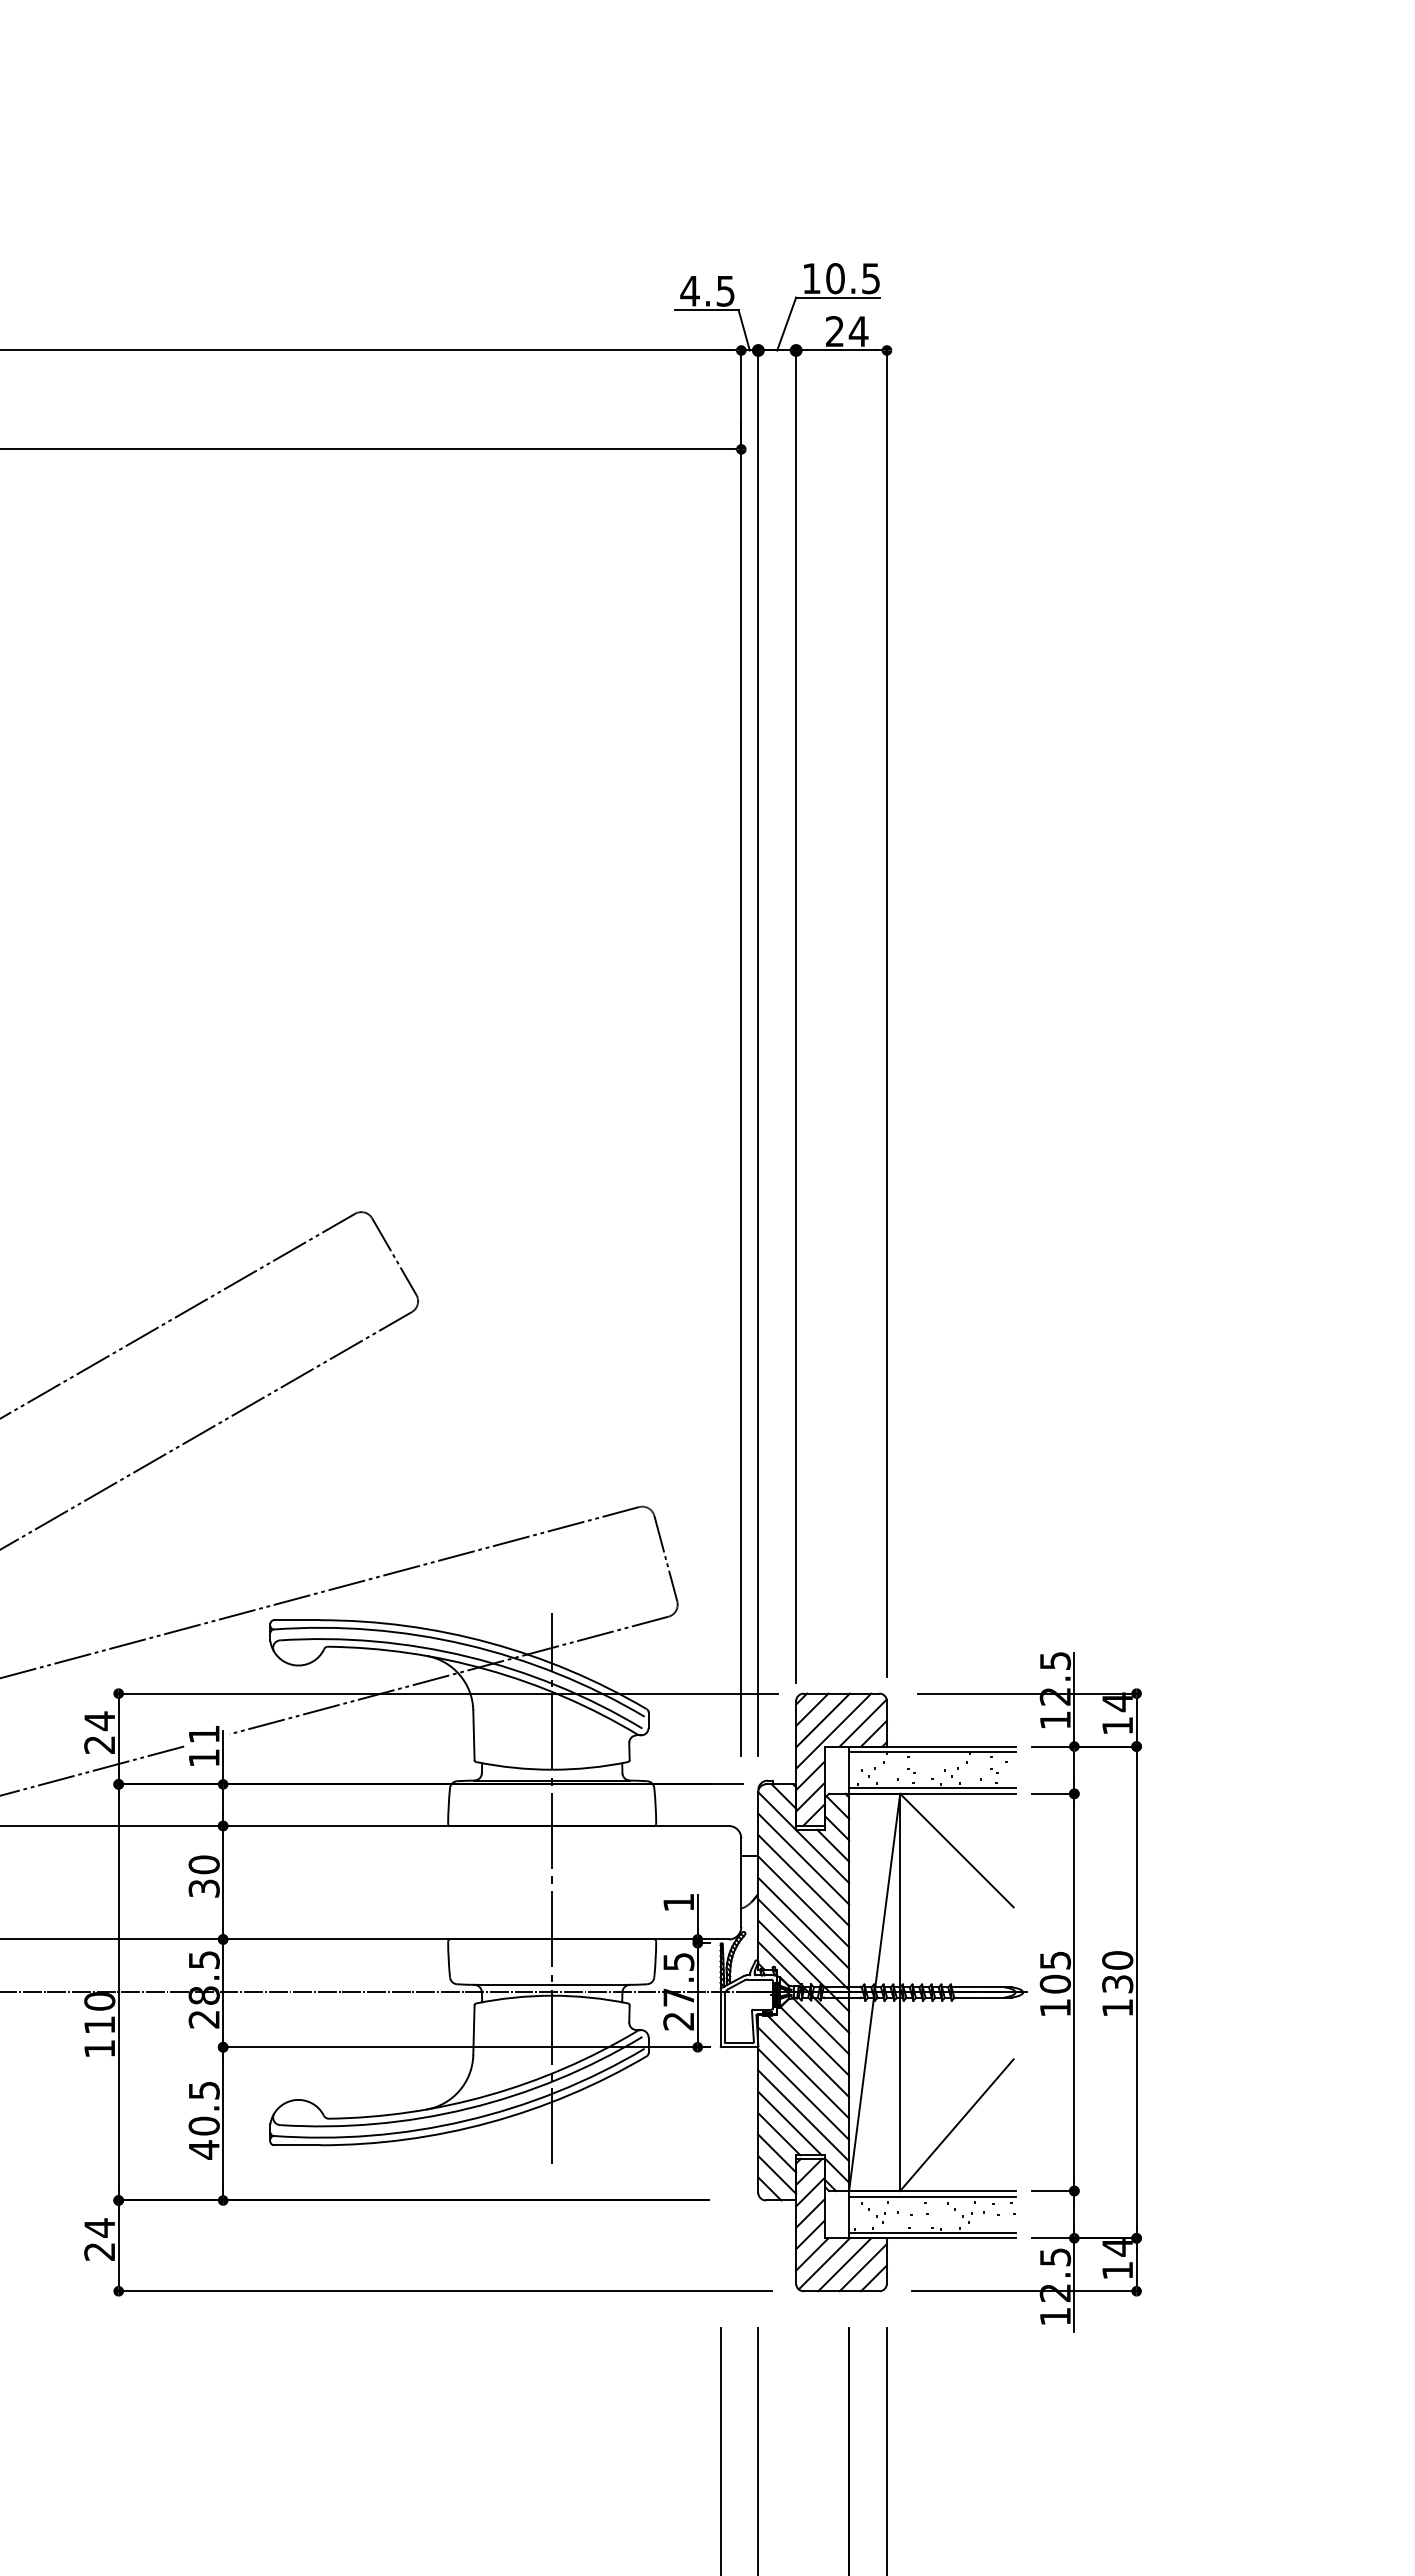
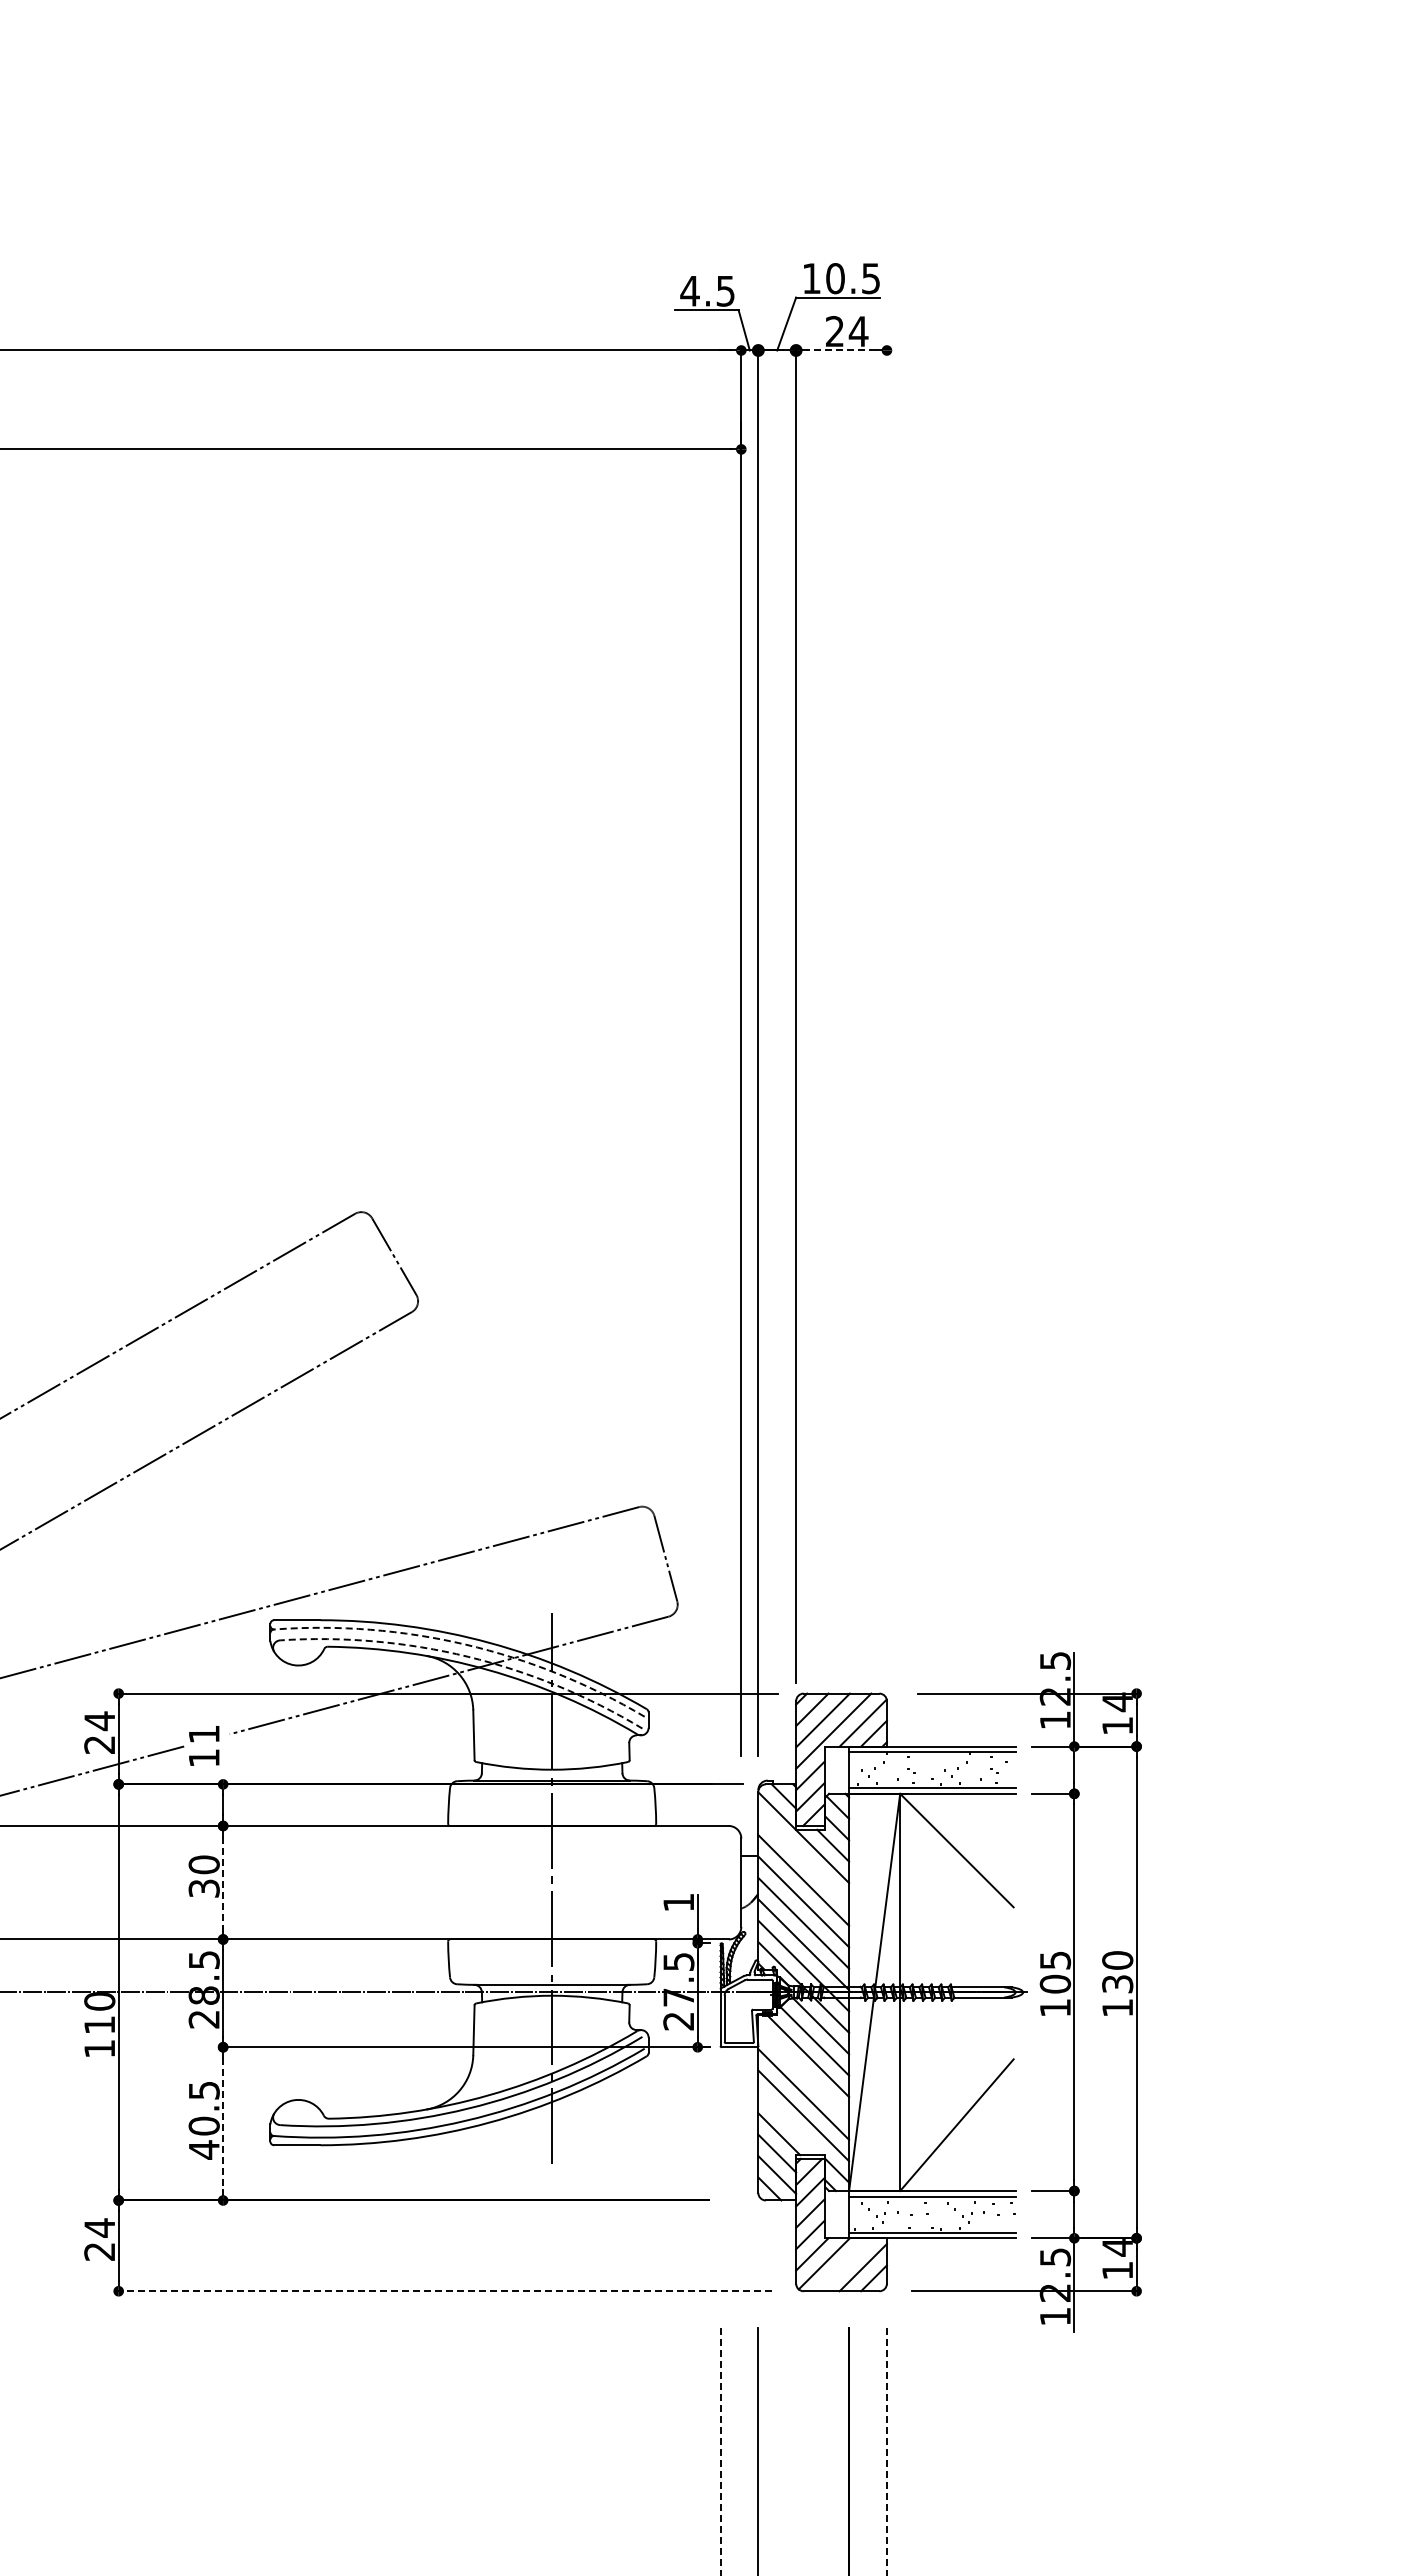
line: solid -> dashed (841, 350)
line: present -> none (886, 1011)
arc: solid -> dashed (465, 1644)
arc: solid -> dashed (468, 1656)
line: present -> none (223, 1757)
line: present -> none (803, 1858)
line: solid -> dashed (223, 1883)
line: present -> none (803, 2072)
line: present -> none (789, 2123)
line: solid -> dashed (223, 2124)
line: present -> none (844, 2264)
line: solid -> dashed (443, 2291)
line: solid -> dashed (720, 2452)
line: solid -> dashed (886, 2452)
